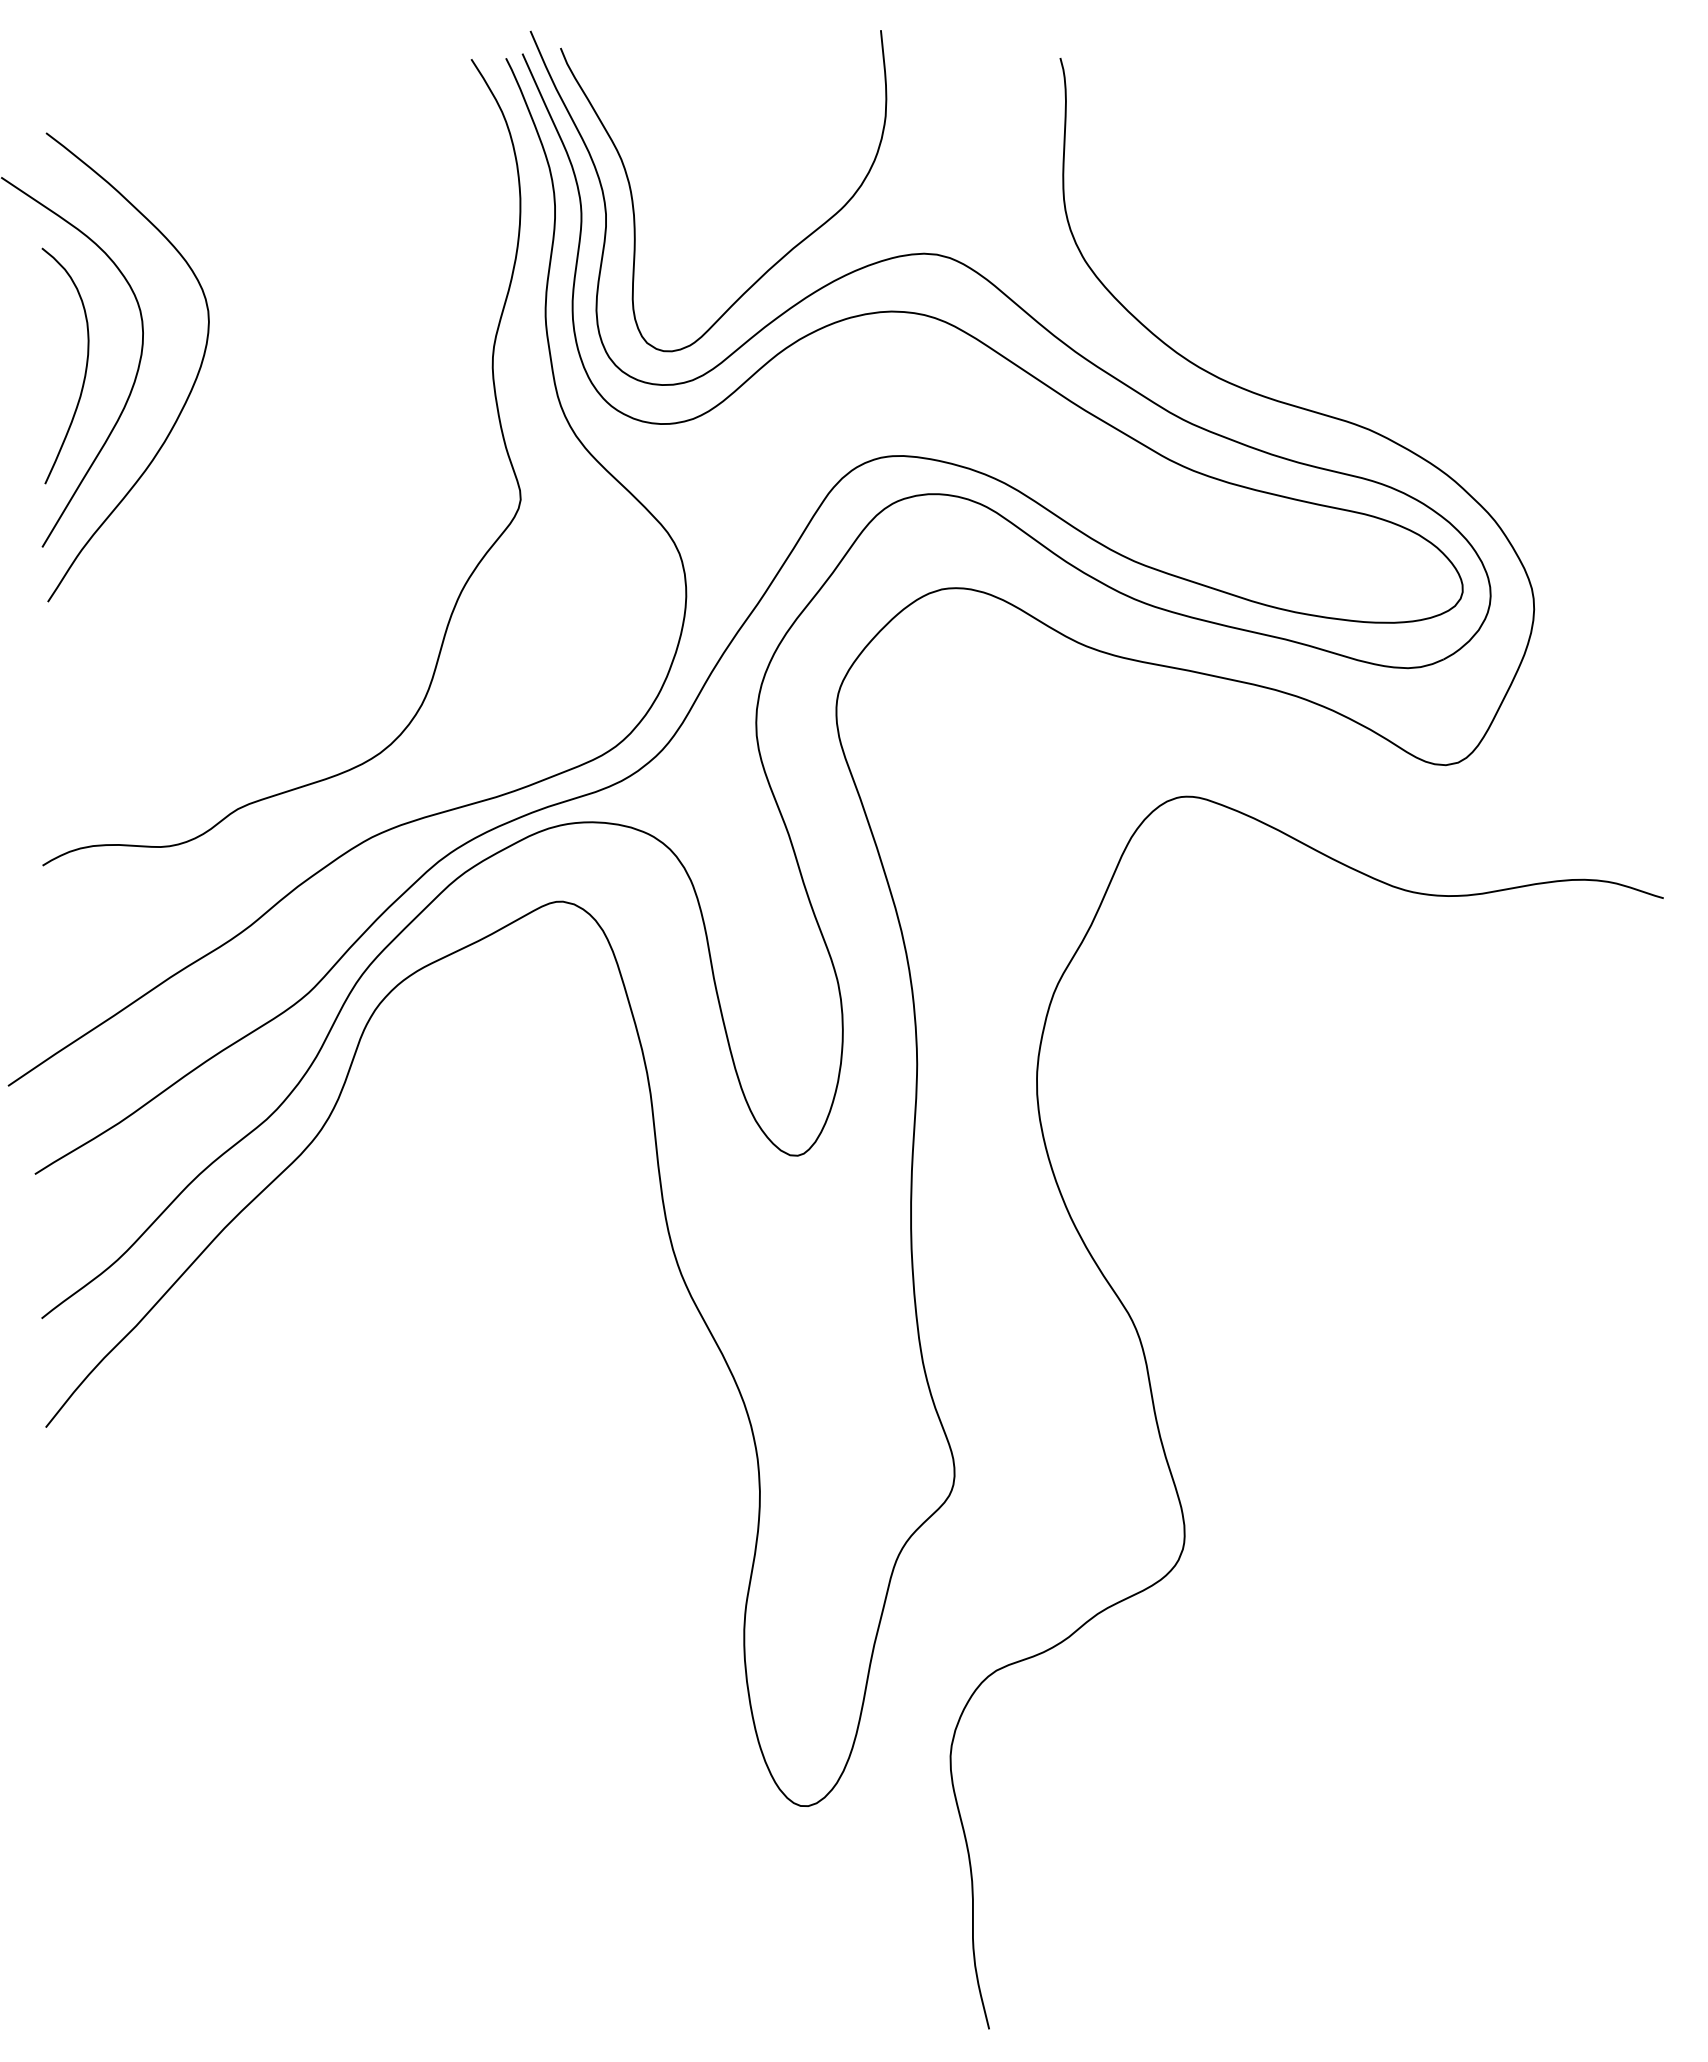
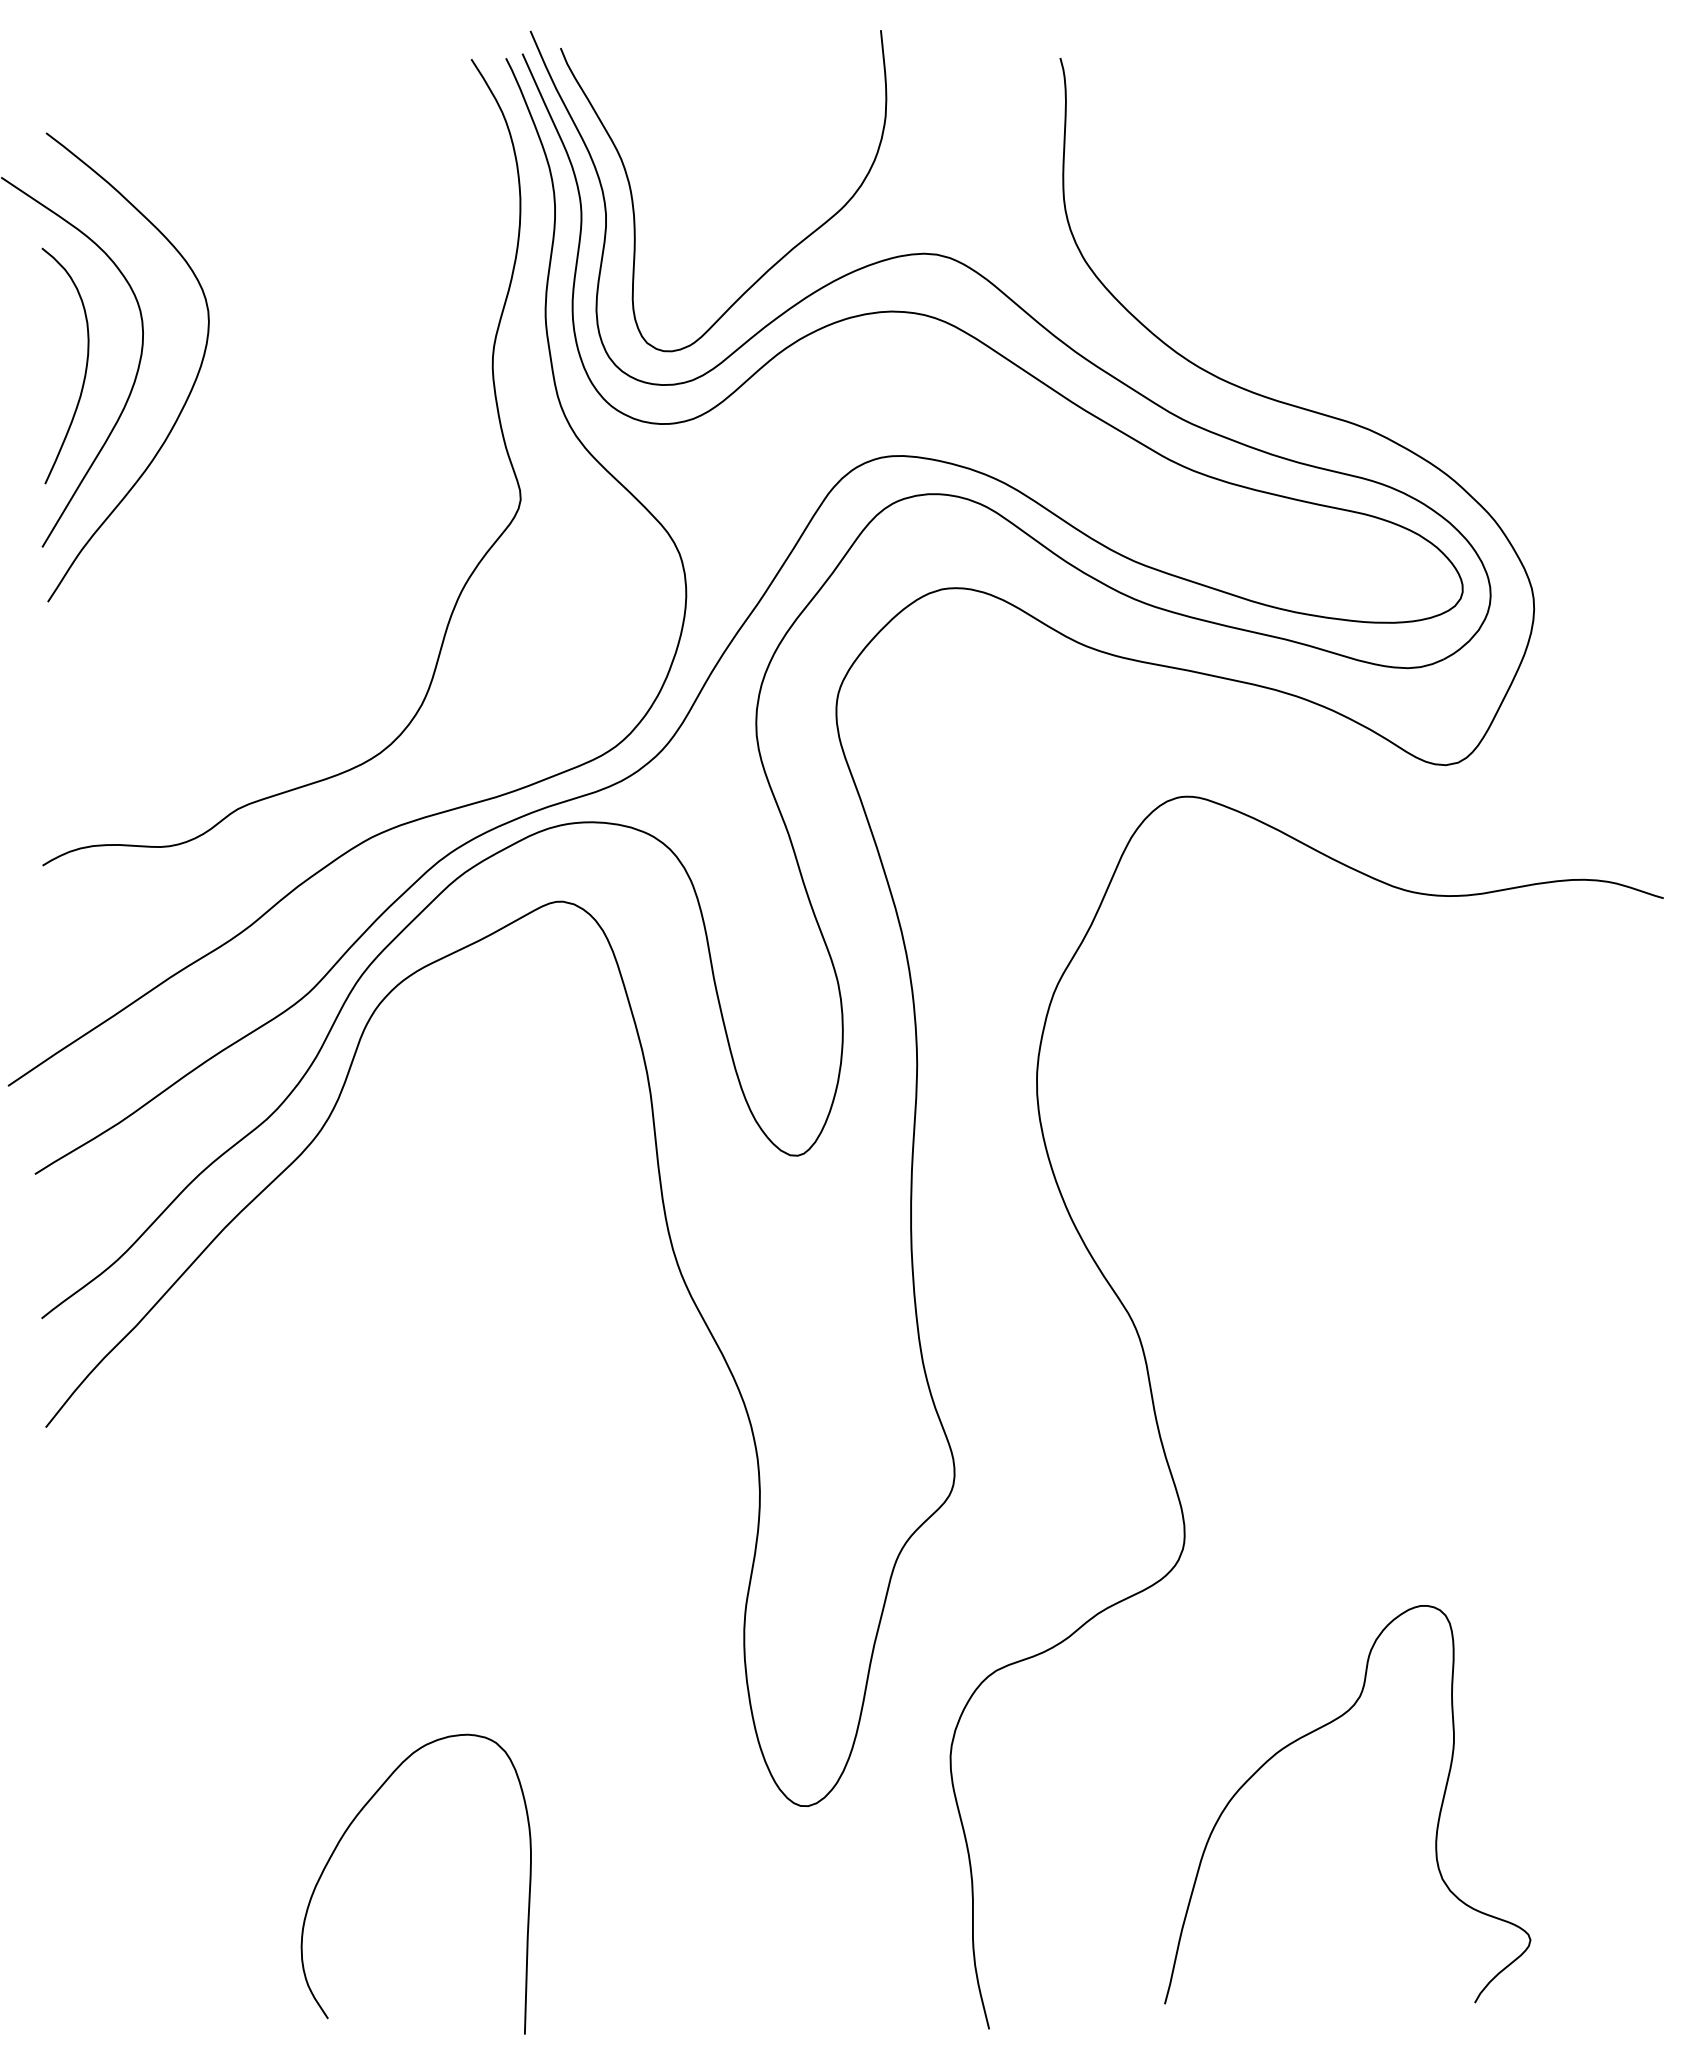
curve: none -> present (1311, 1733)
curve: none -> present (341, 1840)
